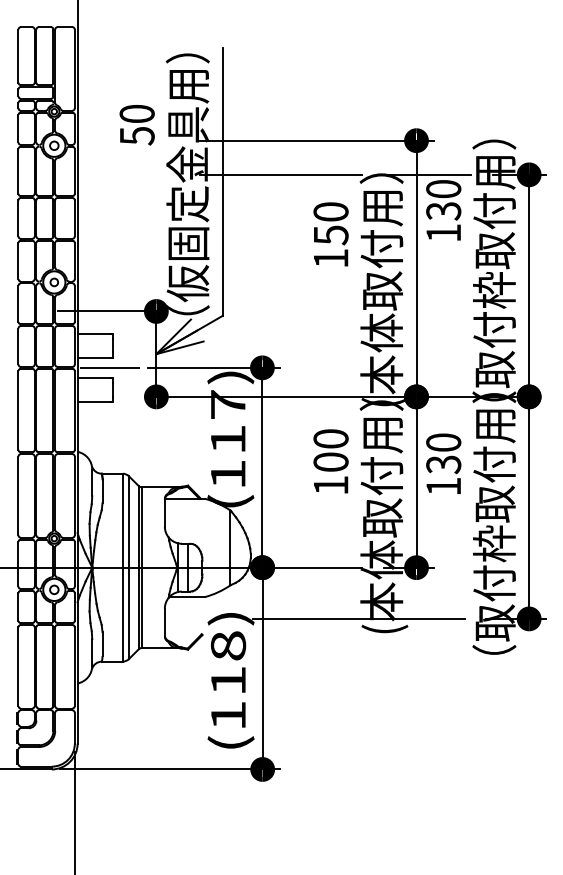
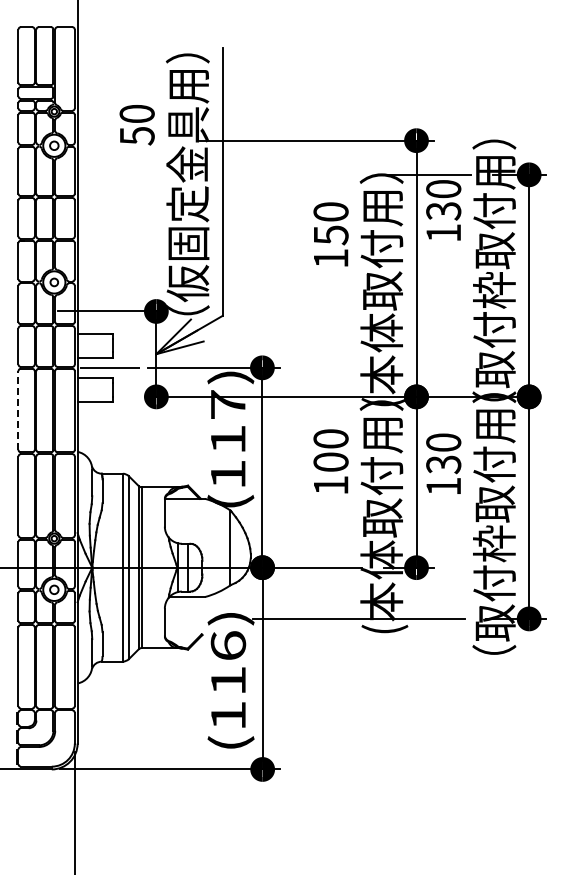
line: present -> none (280, 174)
line: solid -> dashed (18, 410)
text: (118) -> (116) (228, 645)
